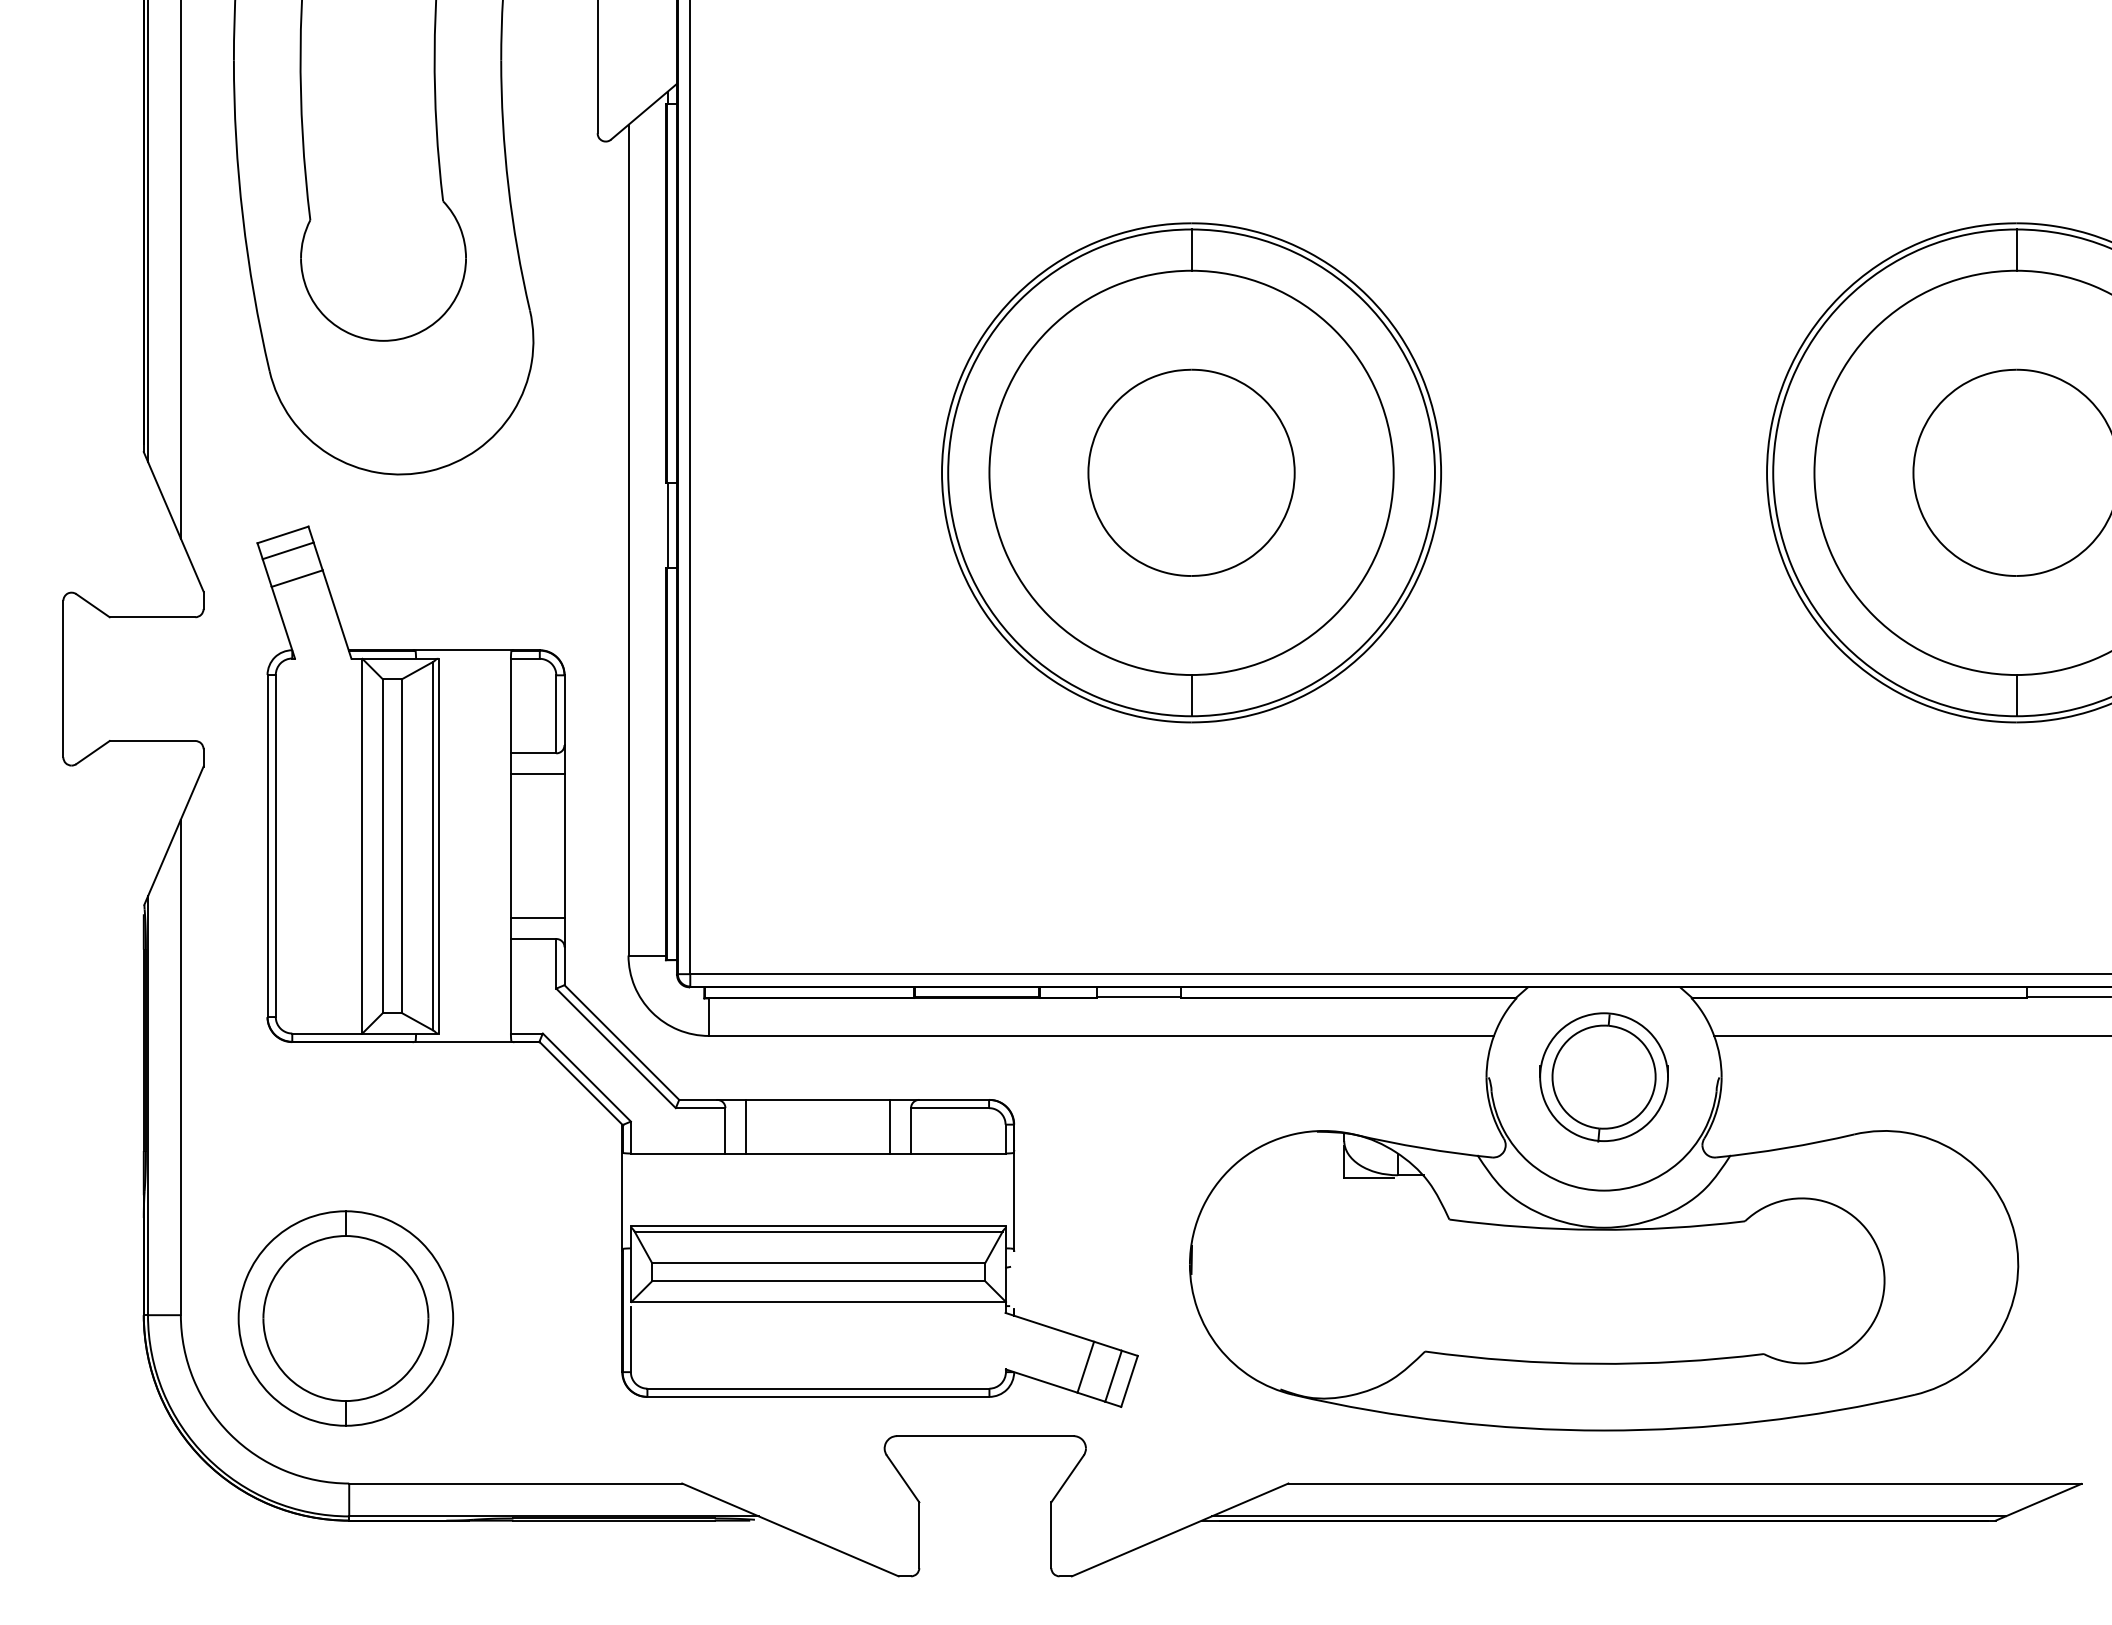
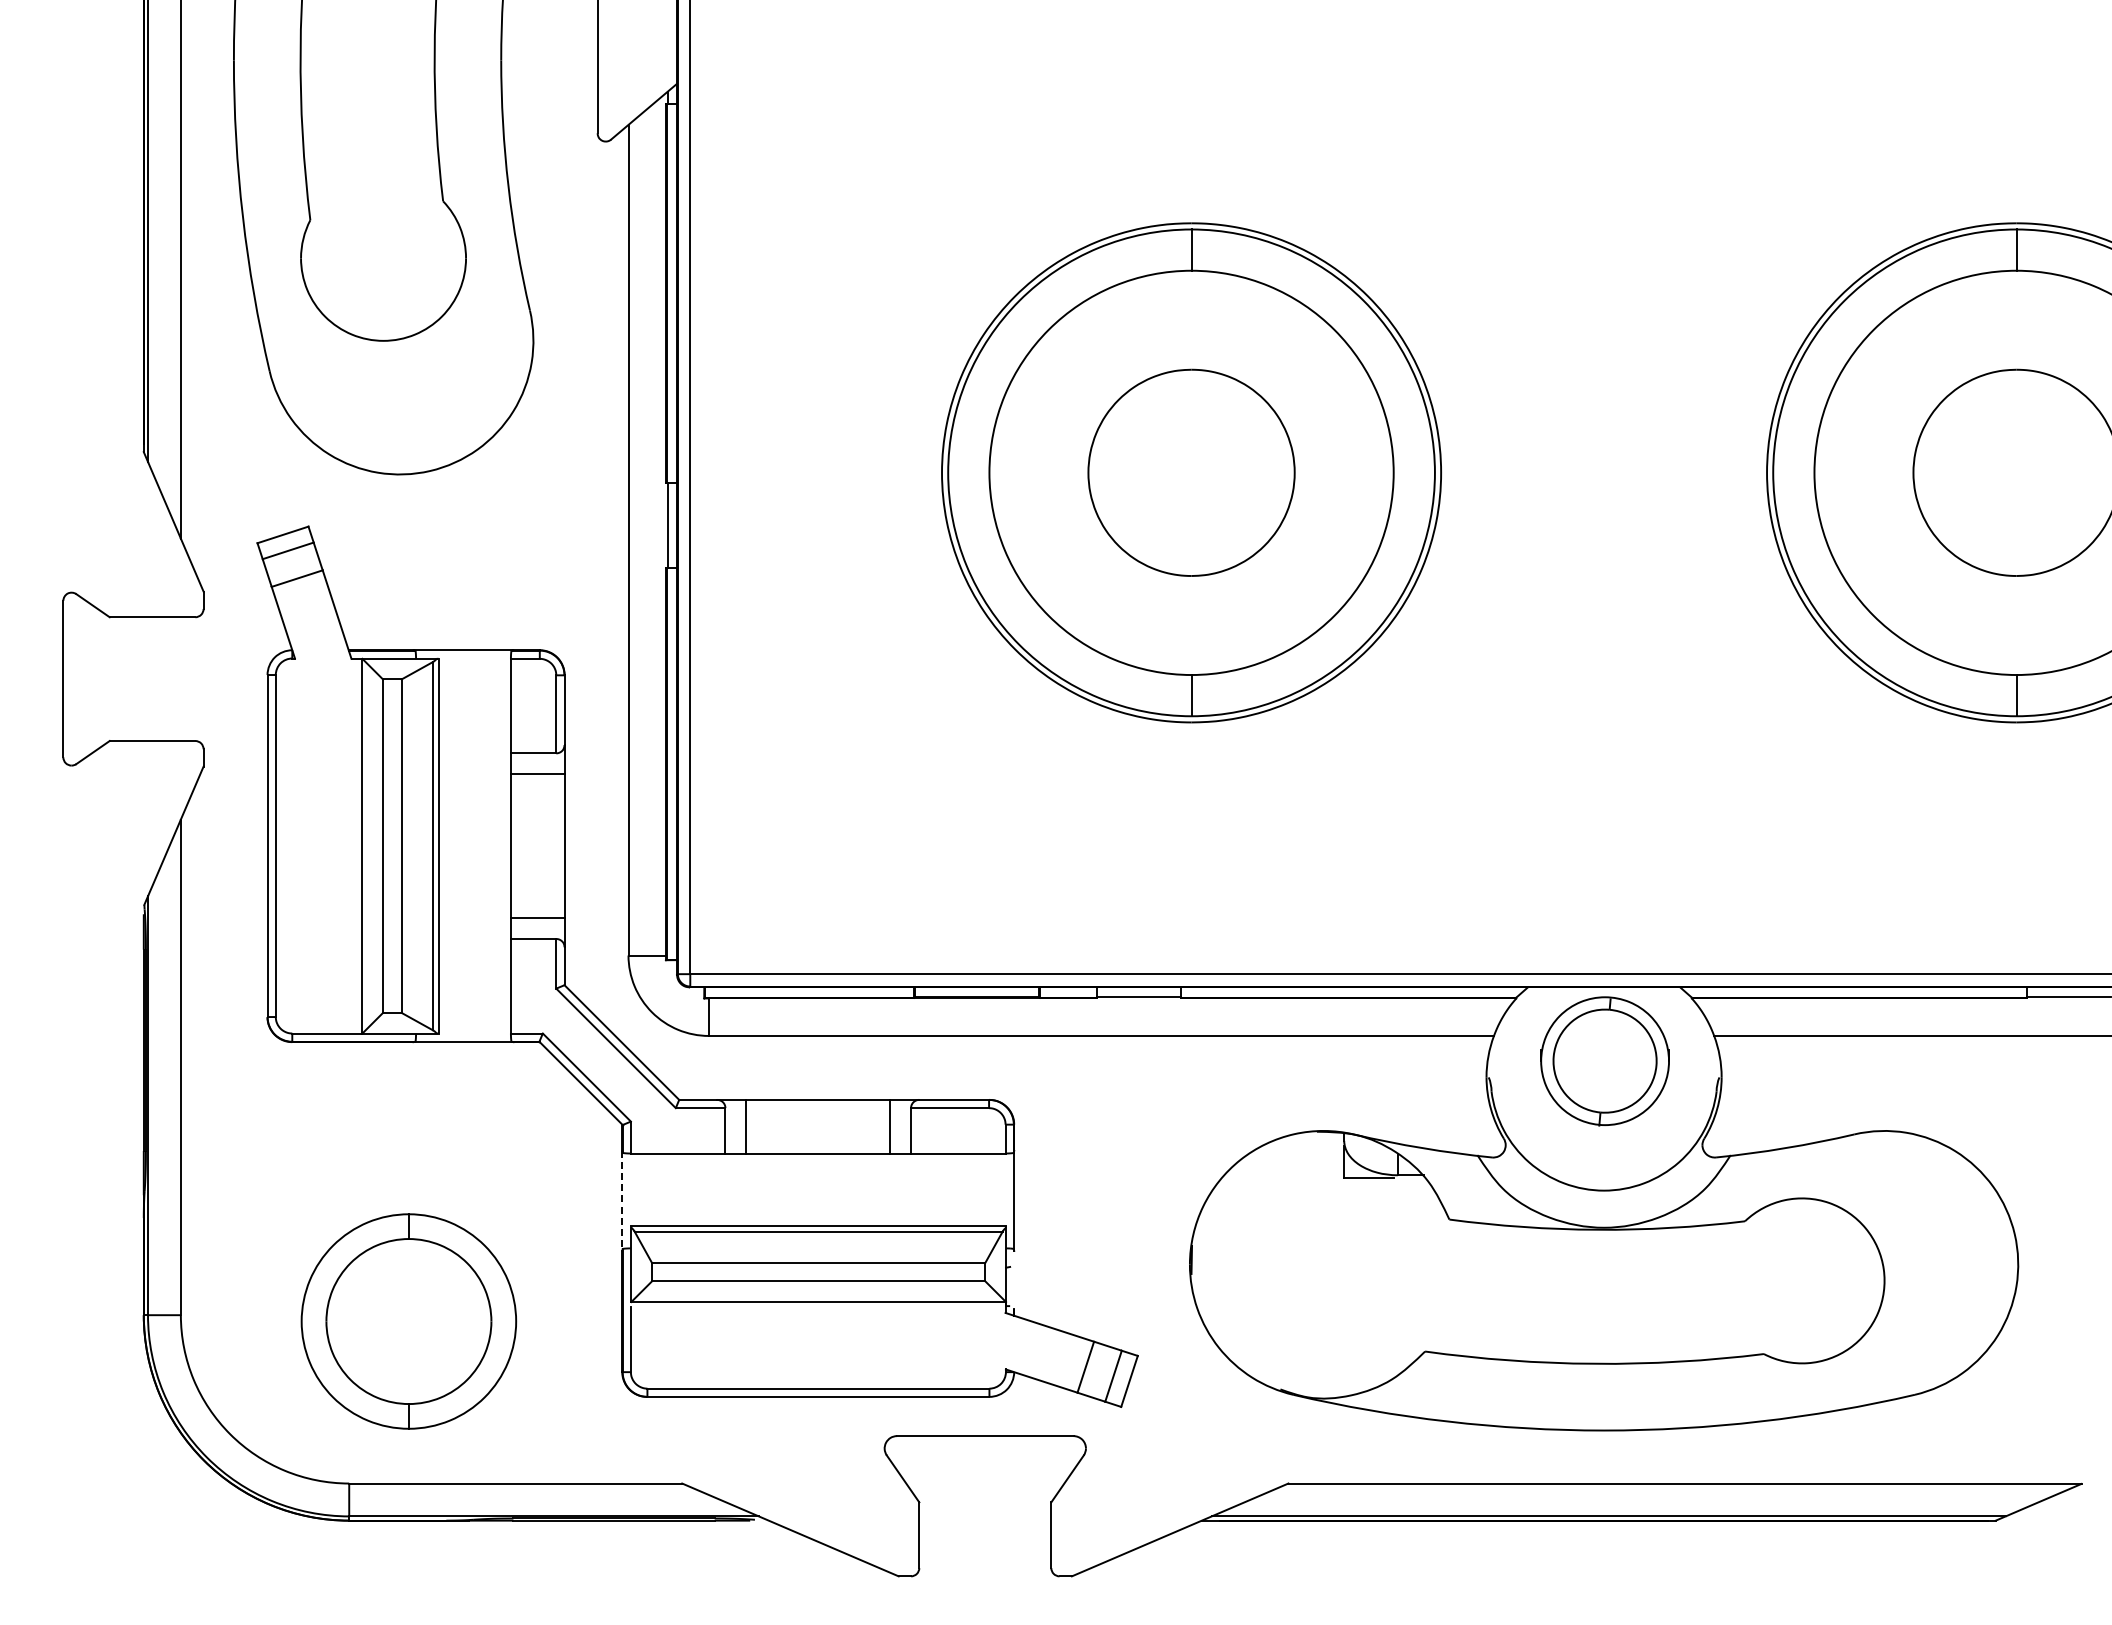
part position: (1603, 1077) -> (1604, 1061) (1604, 1061)
line: solid -> dashed (622, 1200)
part position: (345, 1318) -> (408, 1321) (408, 1321)
